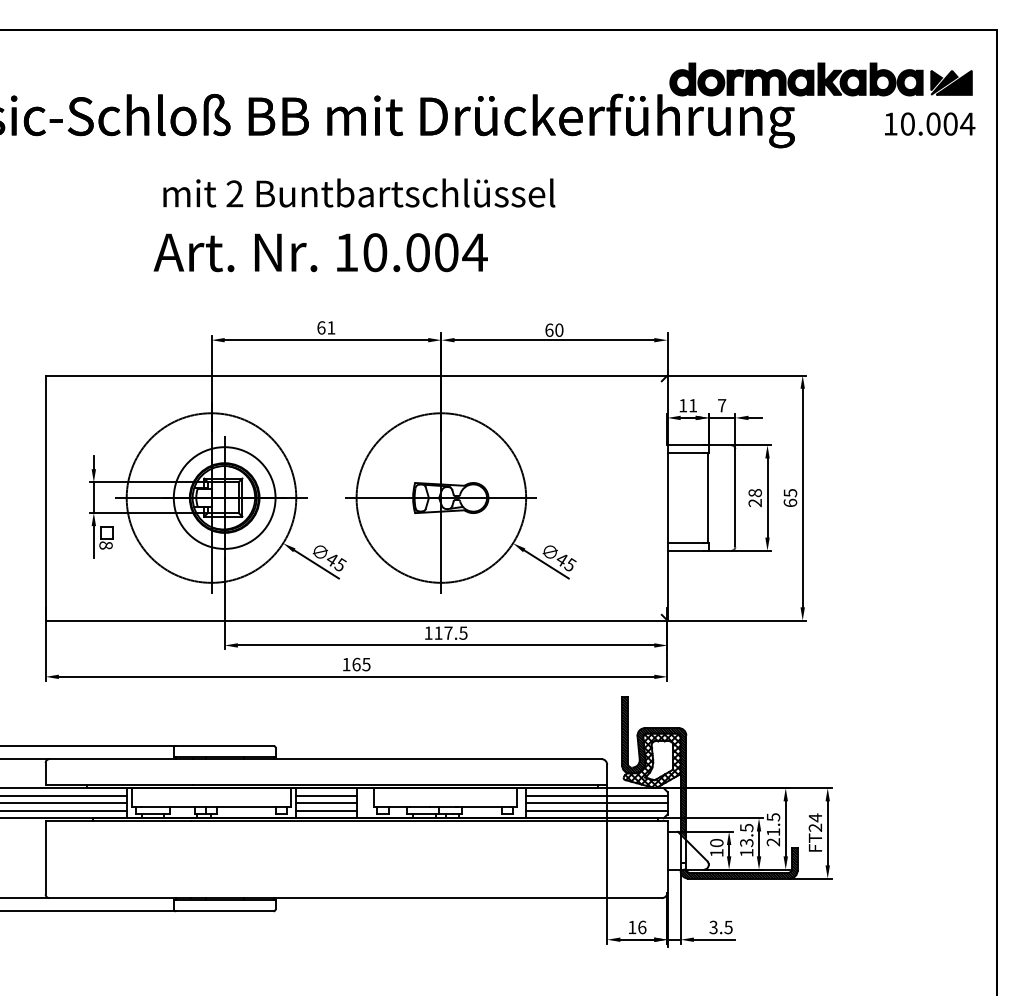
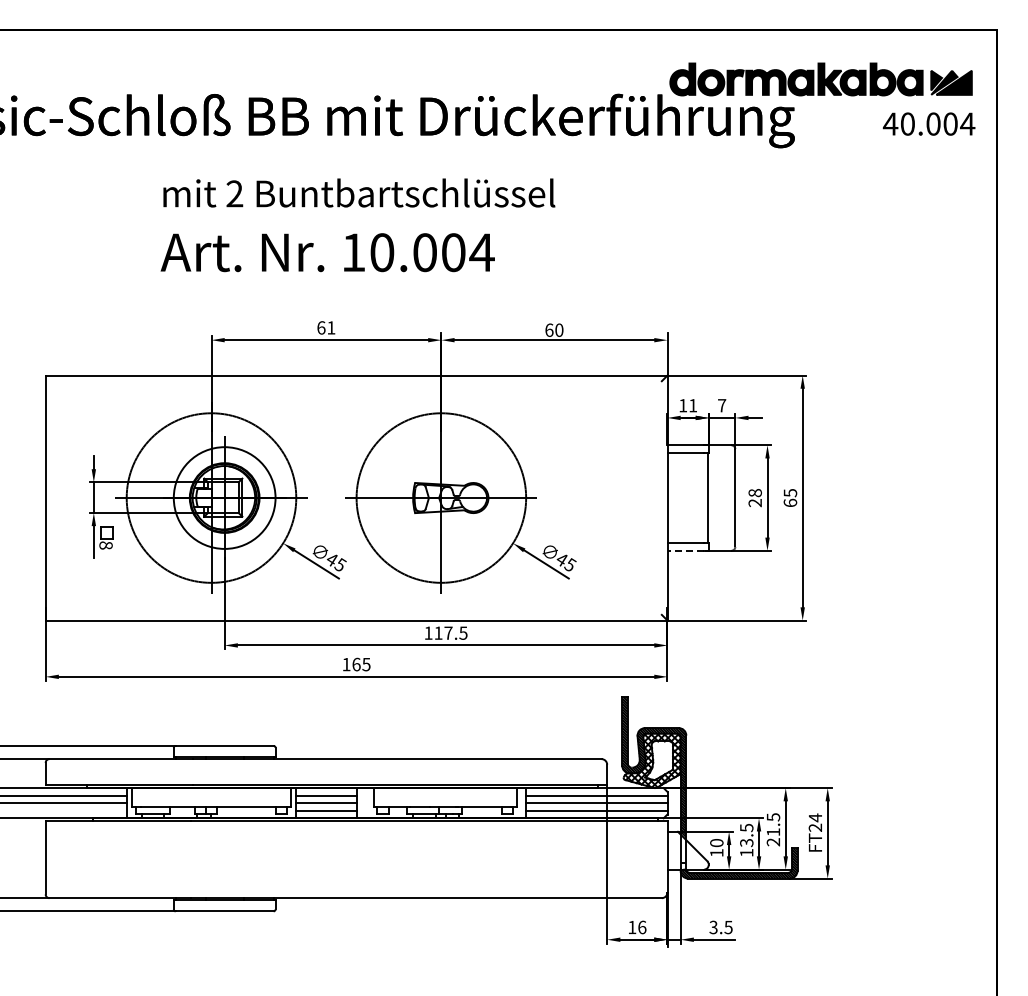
text: 10.004 -> 40.004 (890, 123)
text position: (320, 252) -> (327, 252) (327, 252)
line: solid -> dashed (685, 550)
line: present -> none (64, 810)
